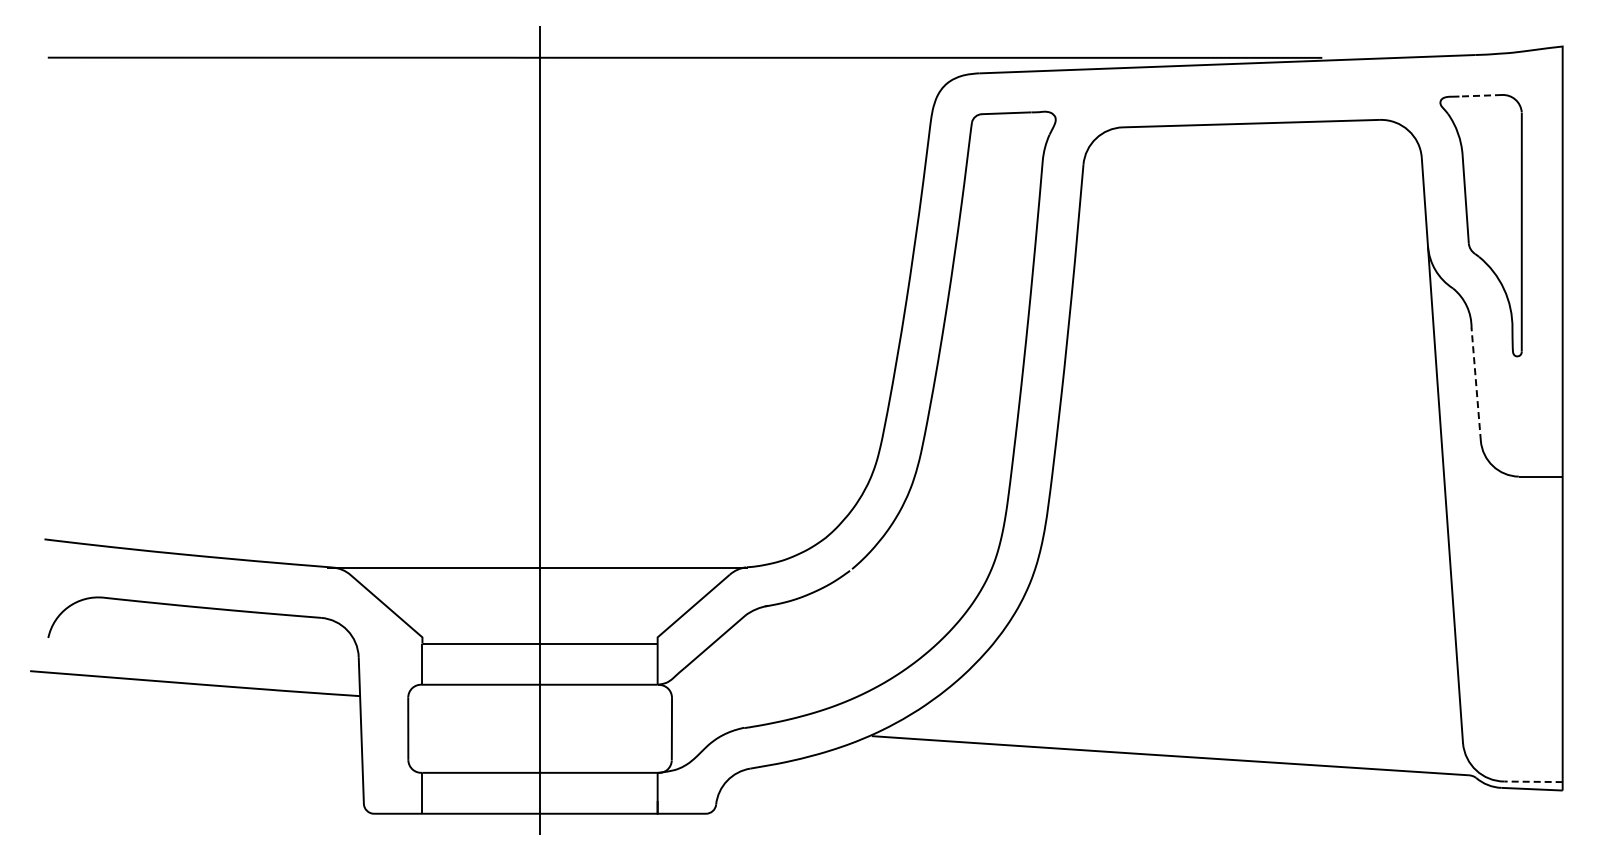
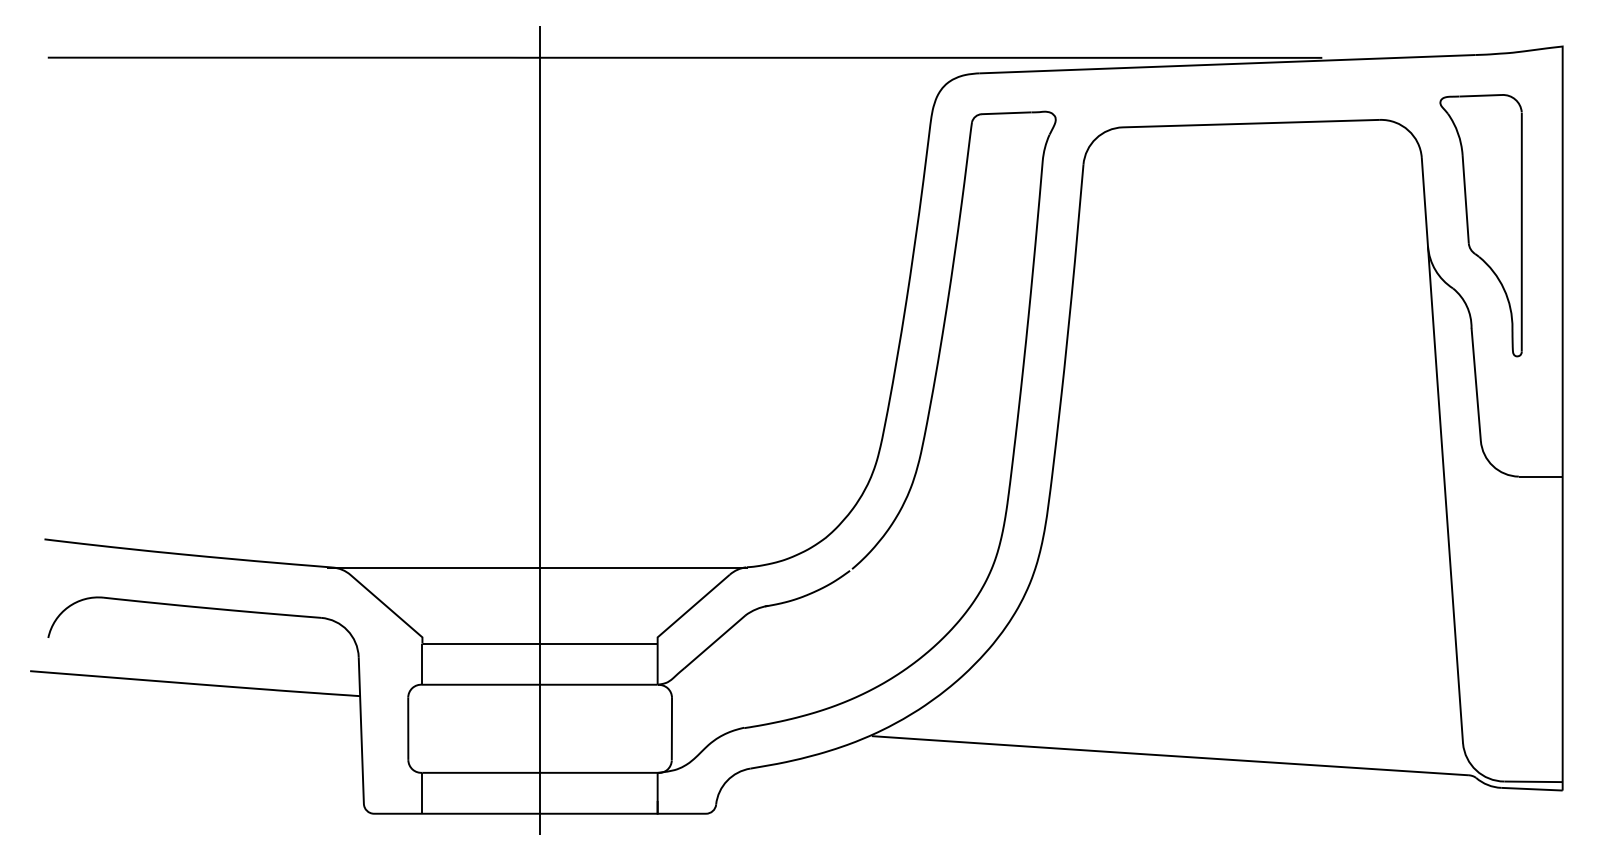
line: dashed -> solid (1480, 95)
line: dashed -> solid (1476, 384)
line: dashed -> solid (1533, 781)
